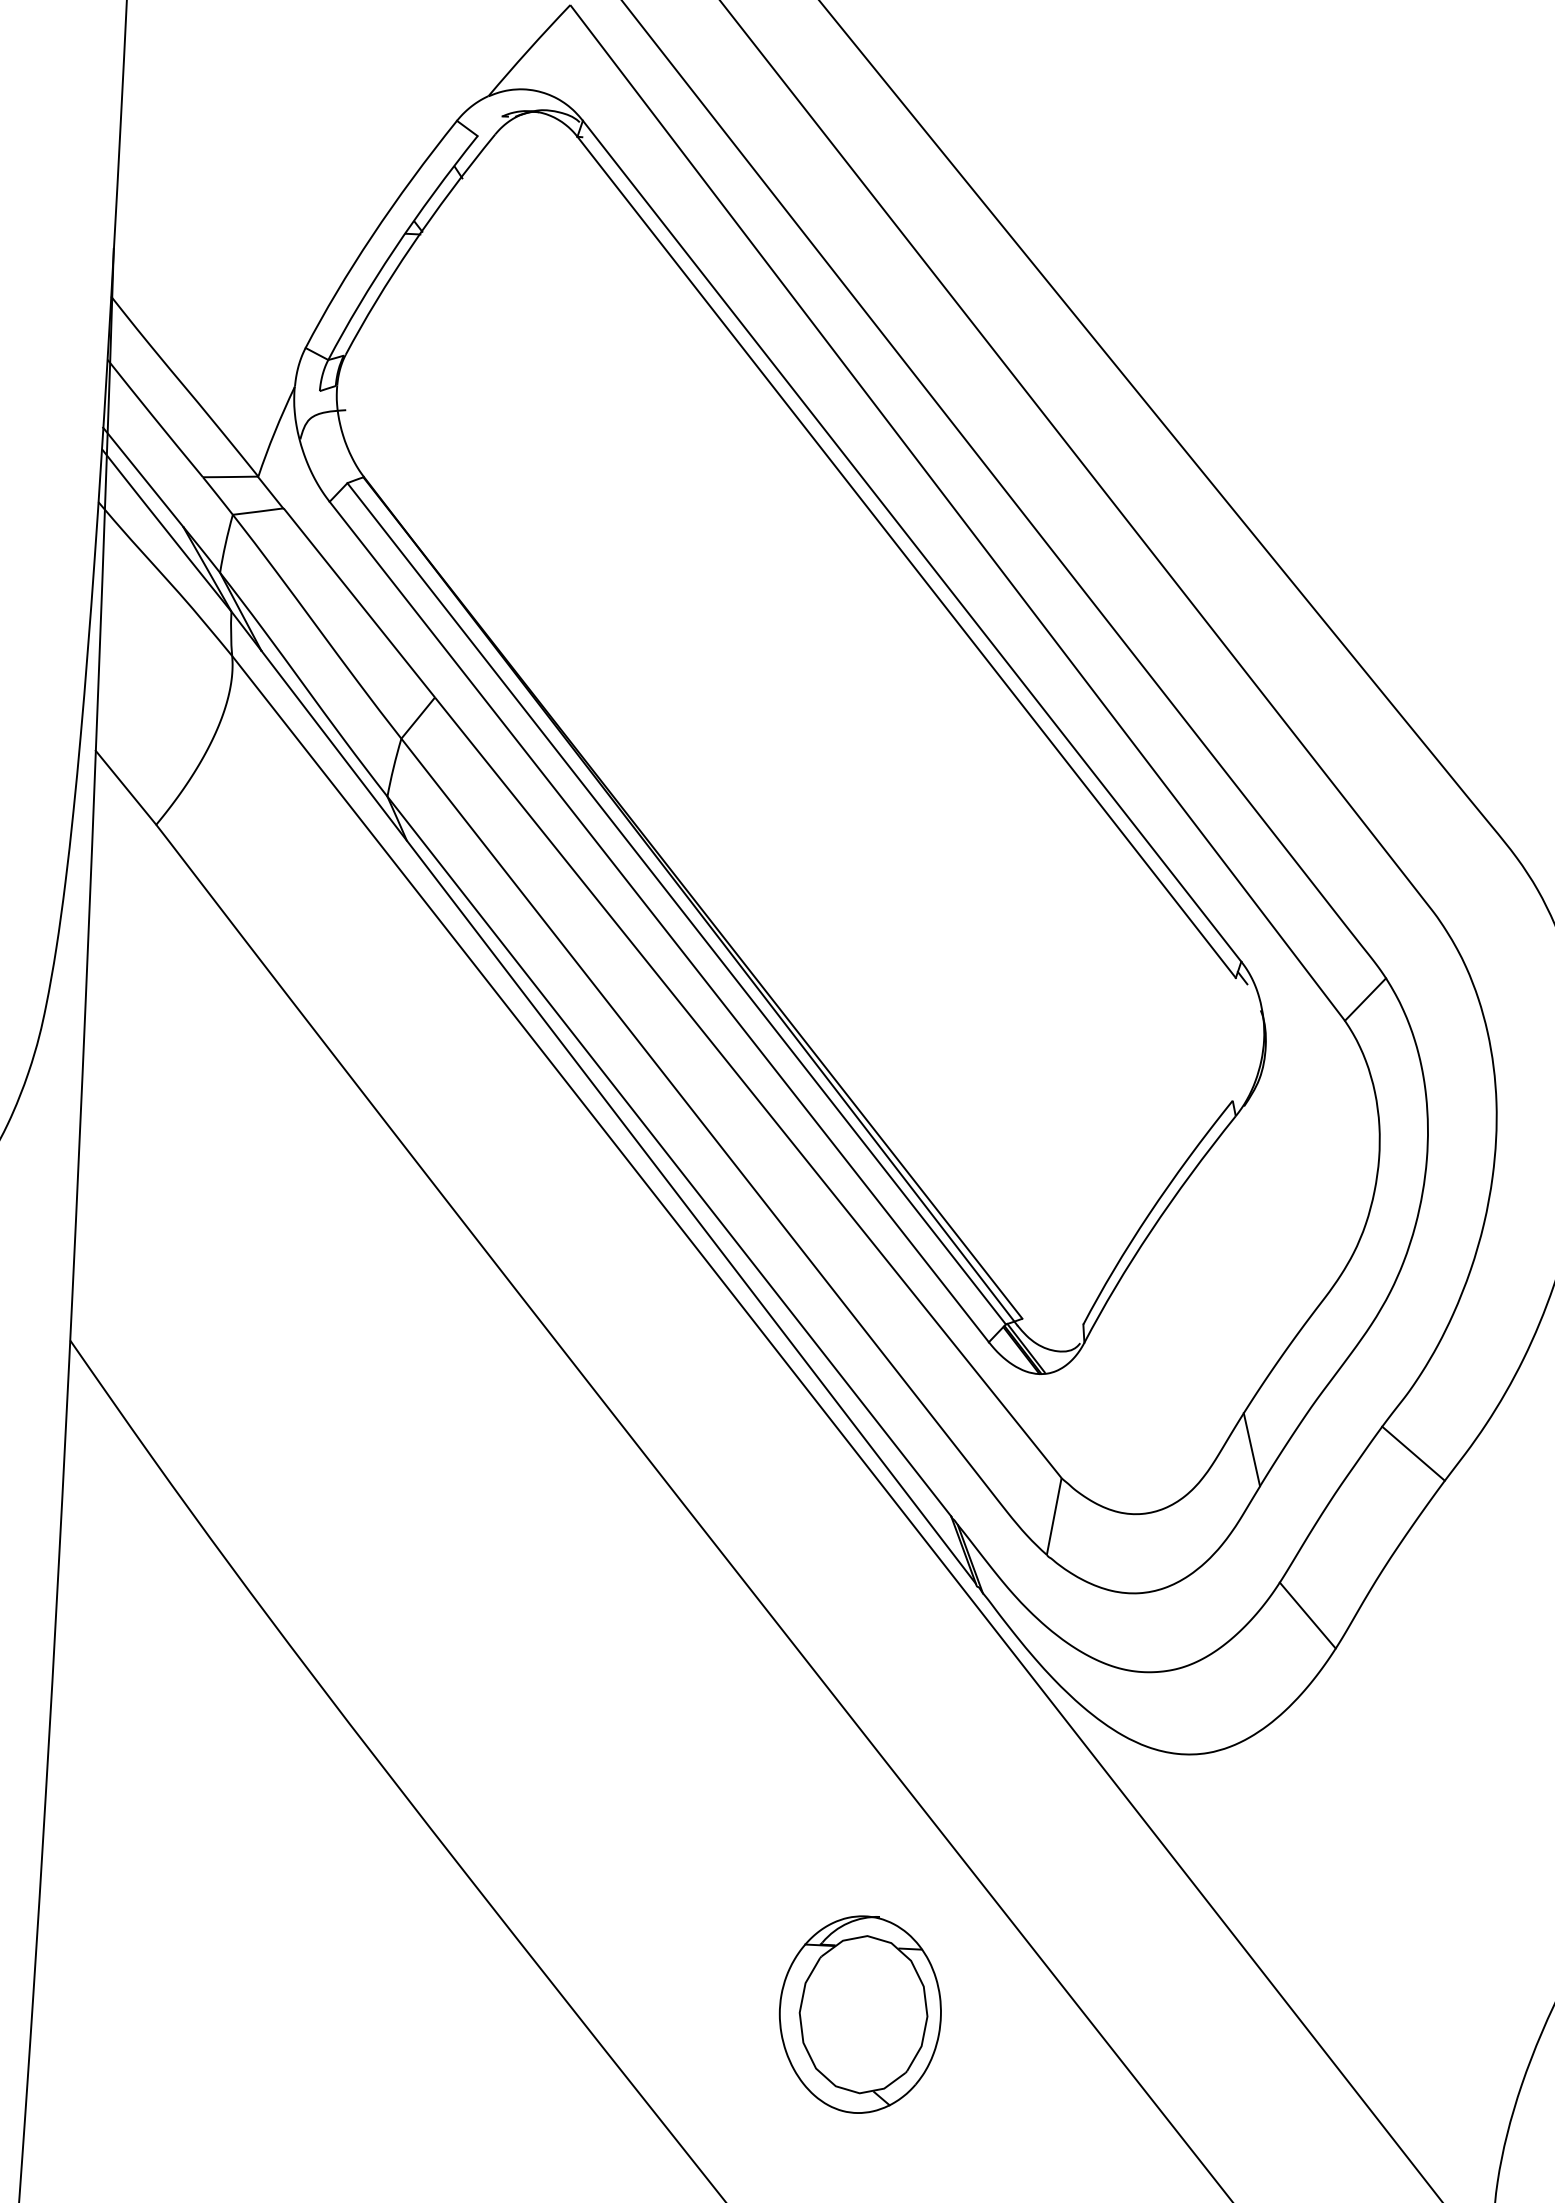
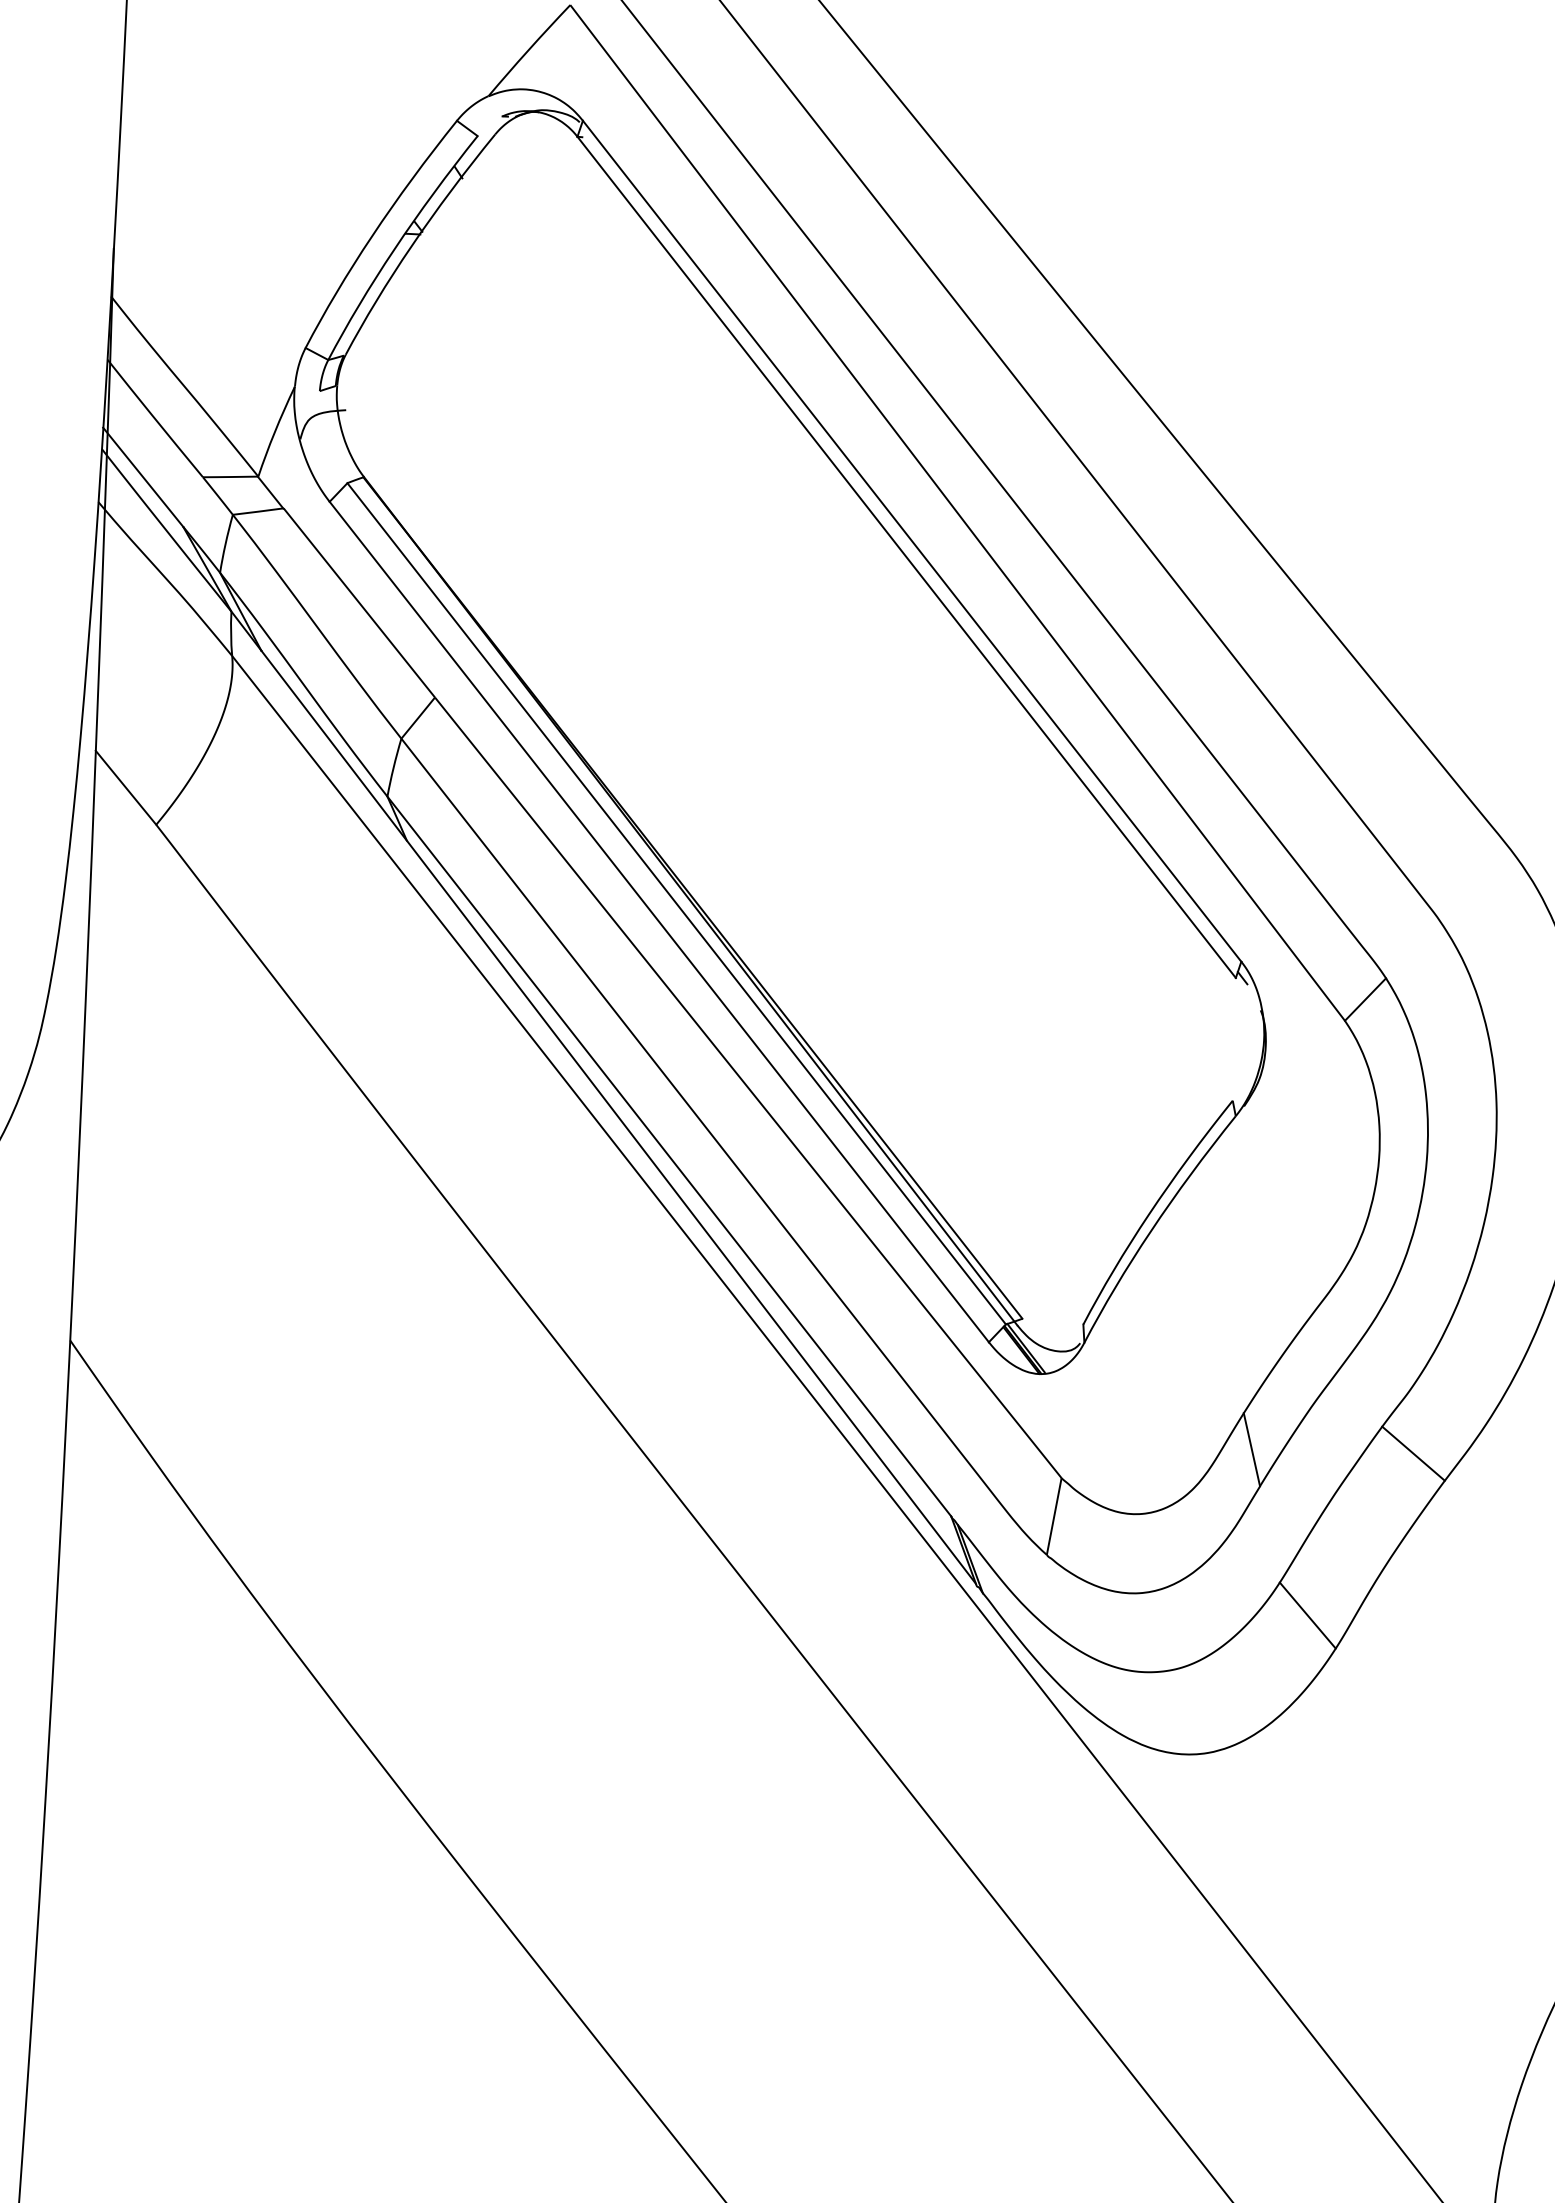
part: present -> none (859, 2014)
